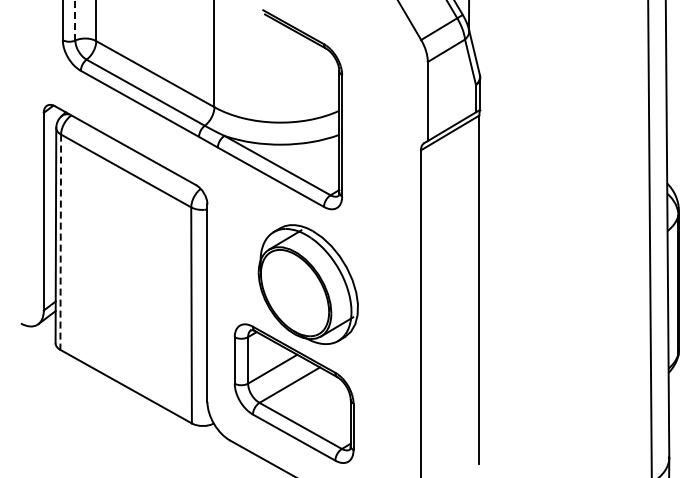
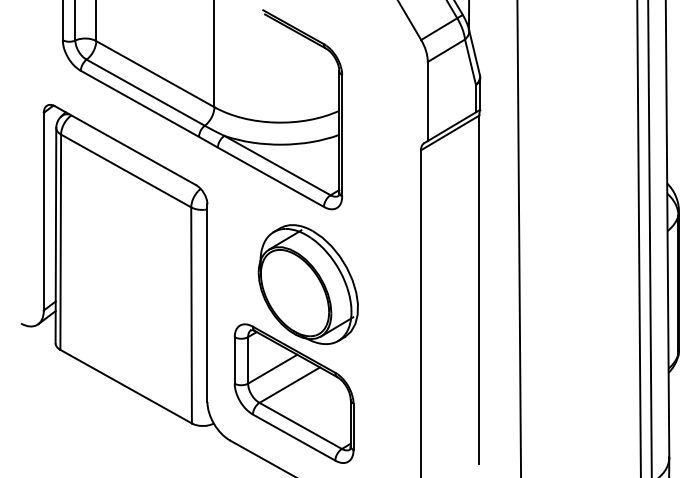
line: dashed -> solid (75, 20)
line: none -> present (519, 238)
line: none -> present (638, 238)
line: dashed -> solid (60, 242)
